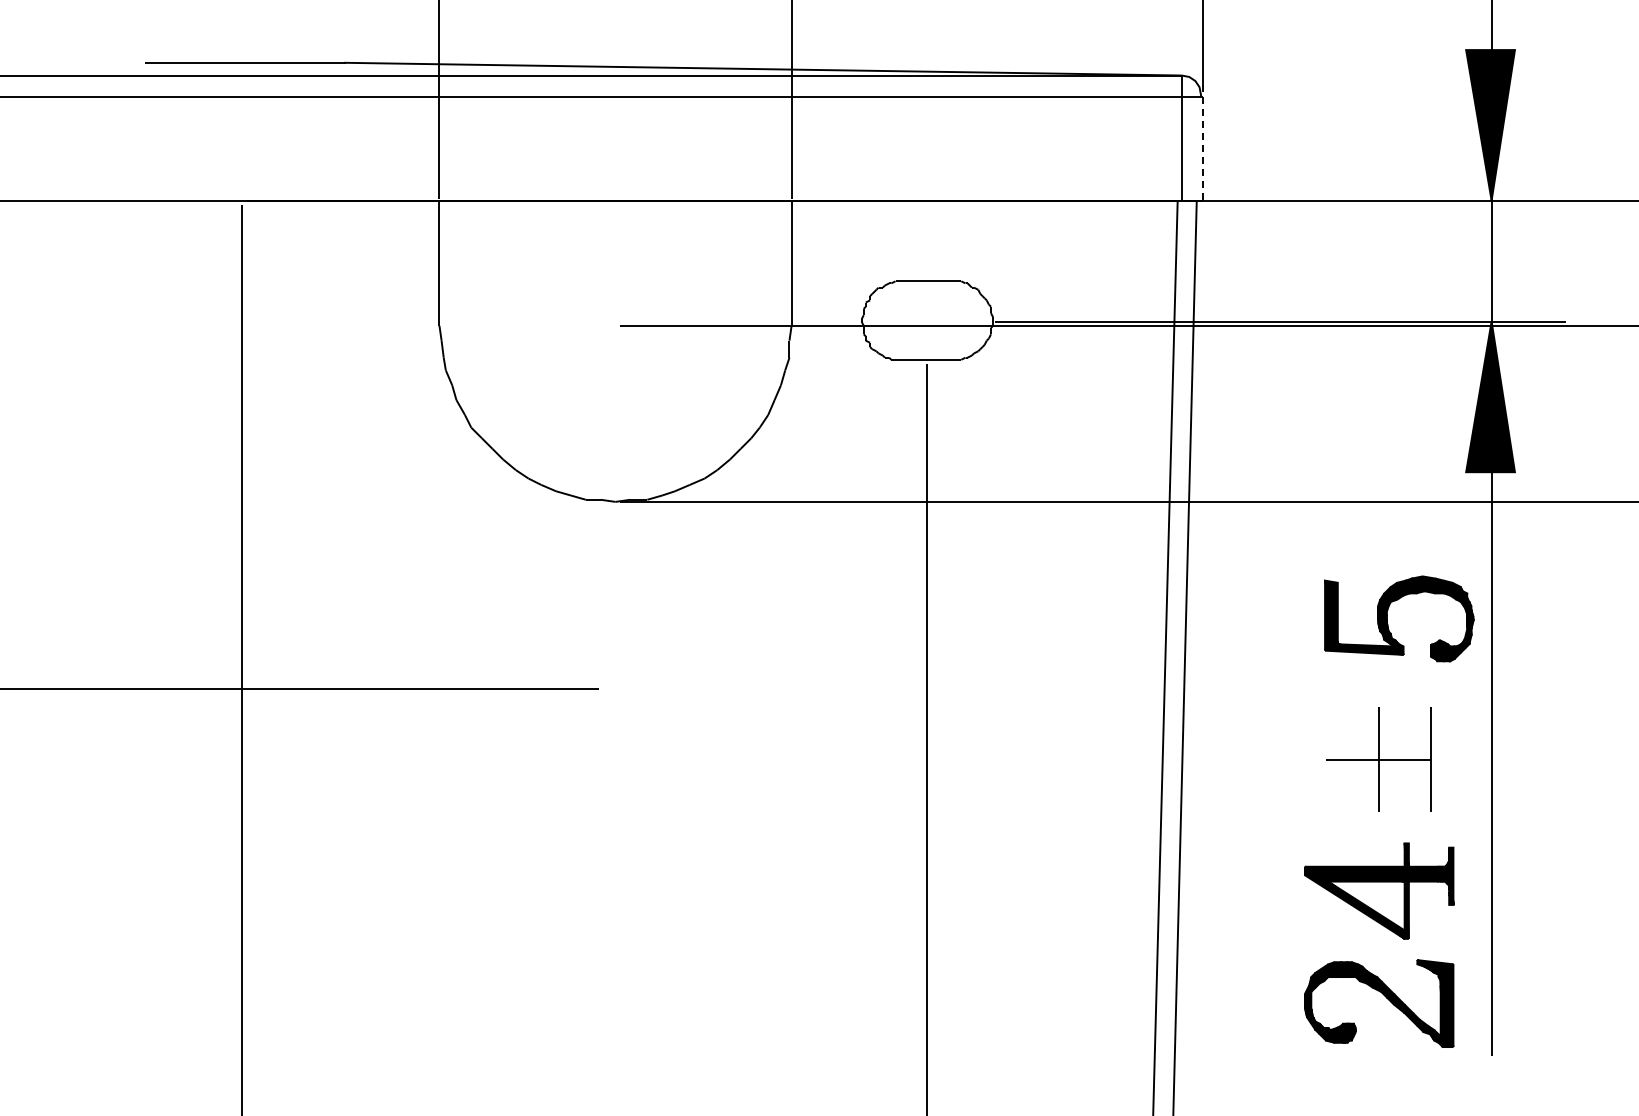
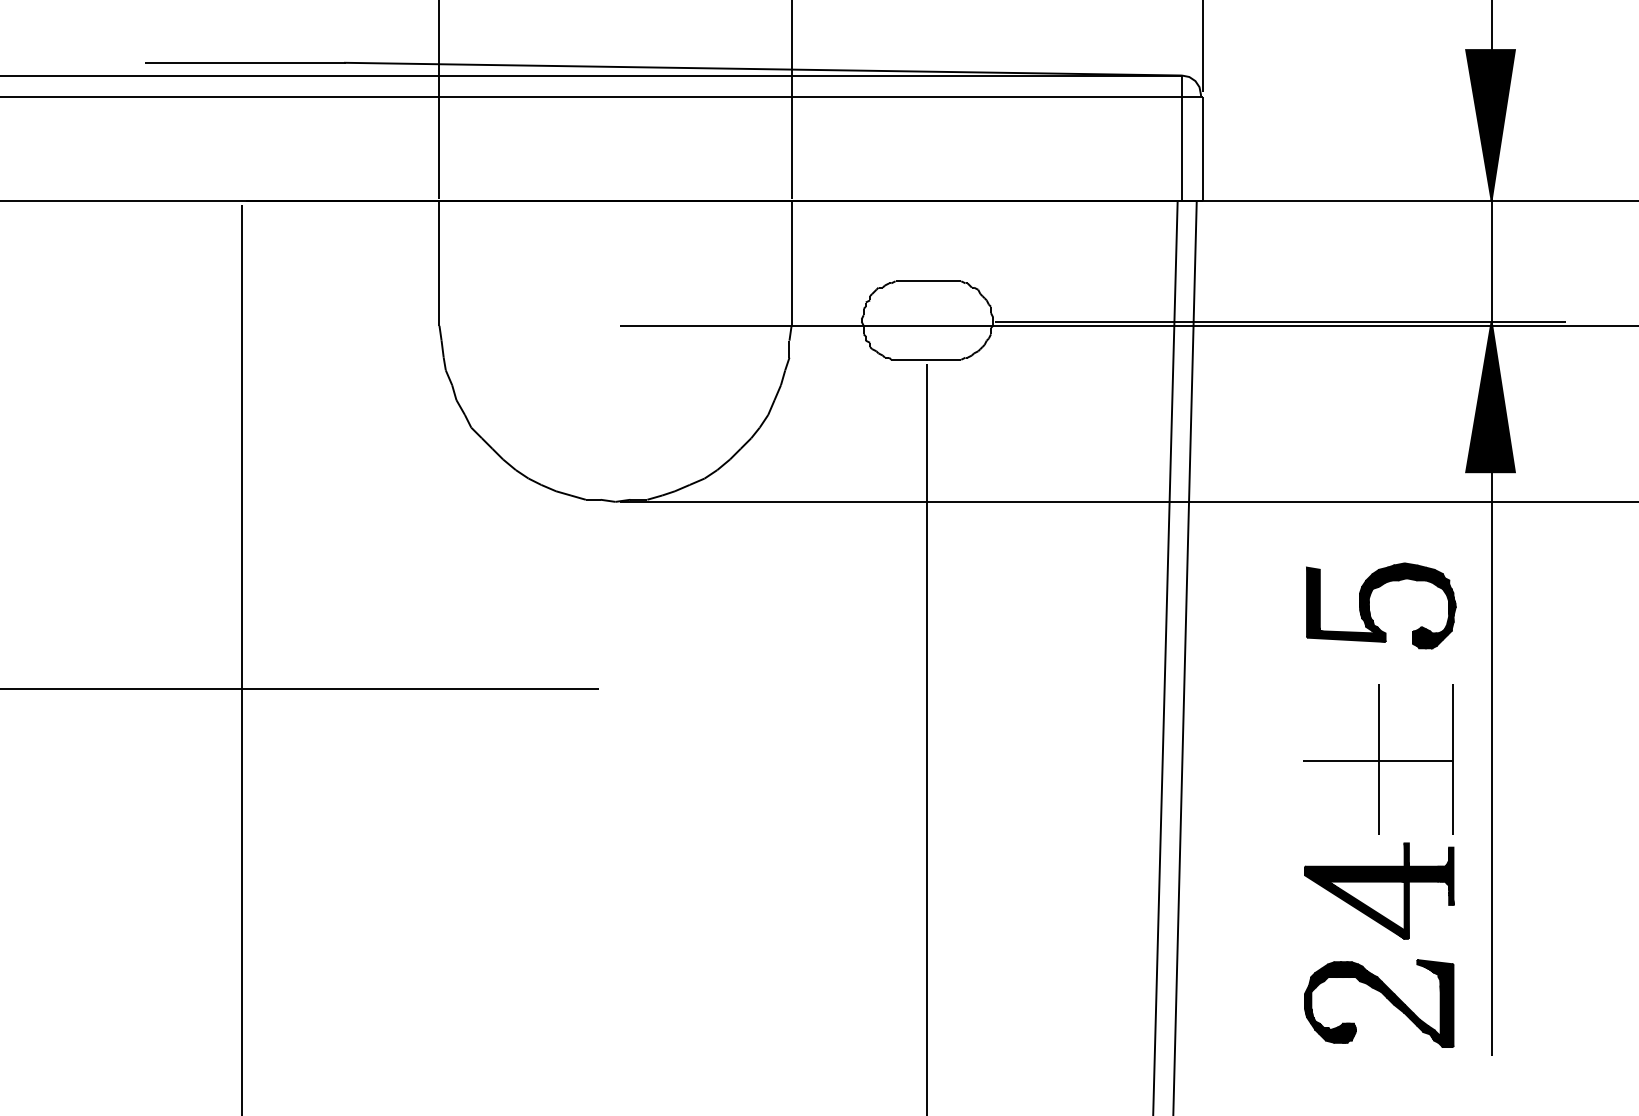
line: dashed -> solid (1203, 148)
part position: (1387, 618) -> (1369, 605) (1369, 605)
part size: 106x105 px -> 151x151 px (1378, 759)
